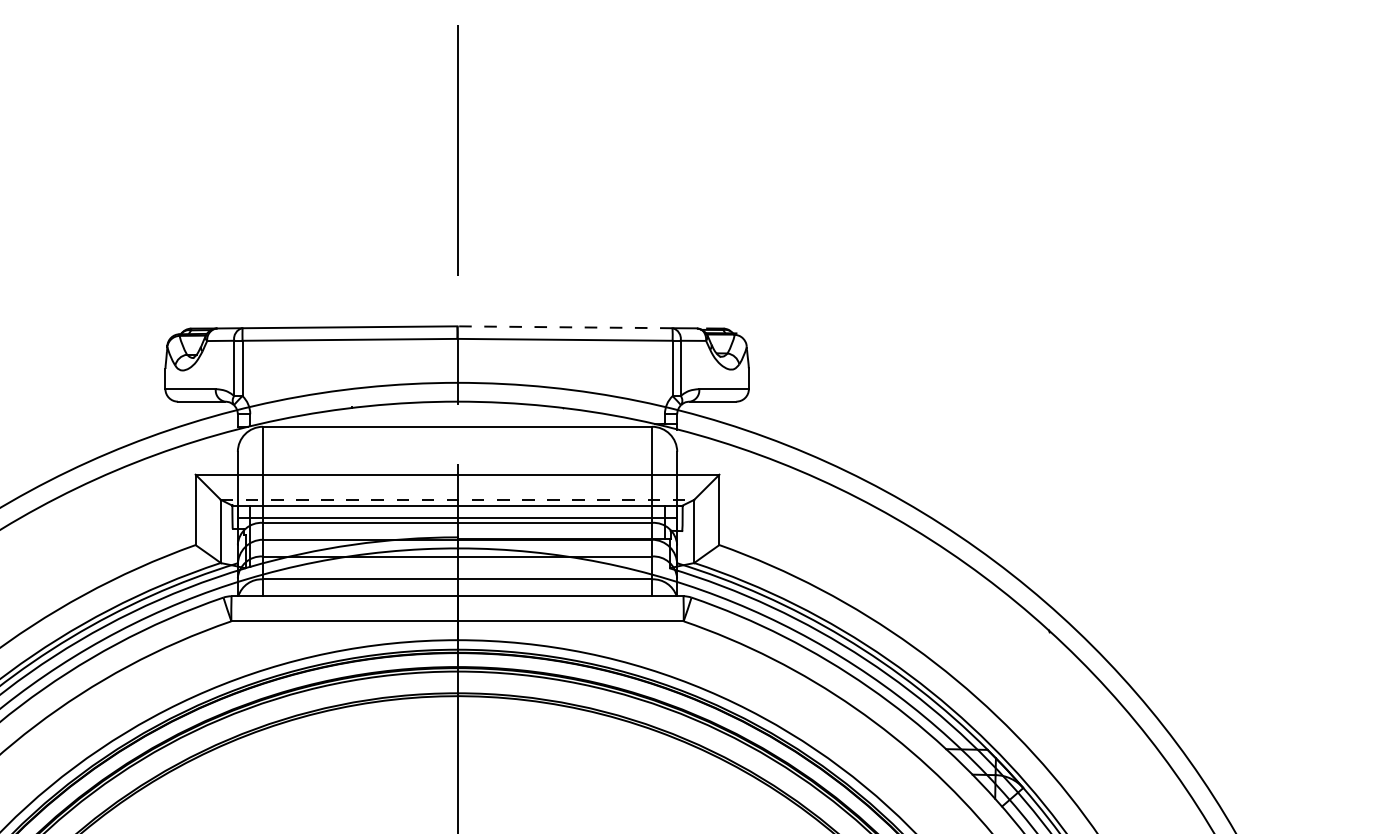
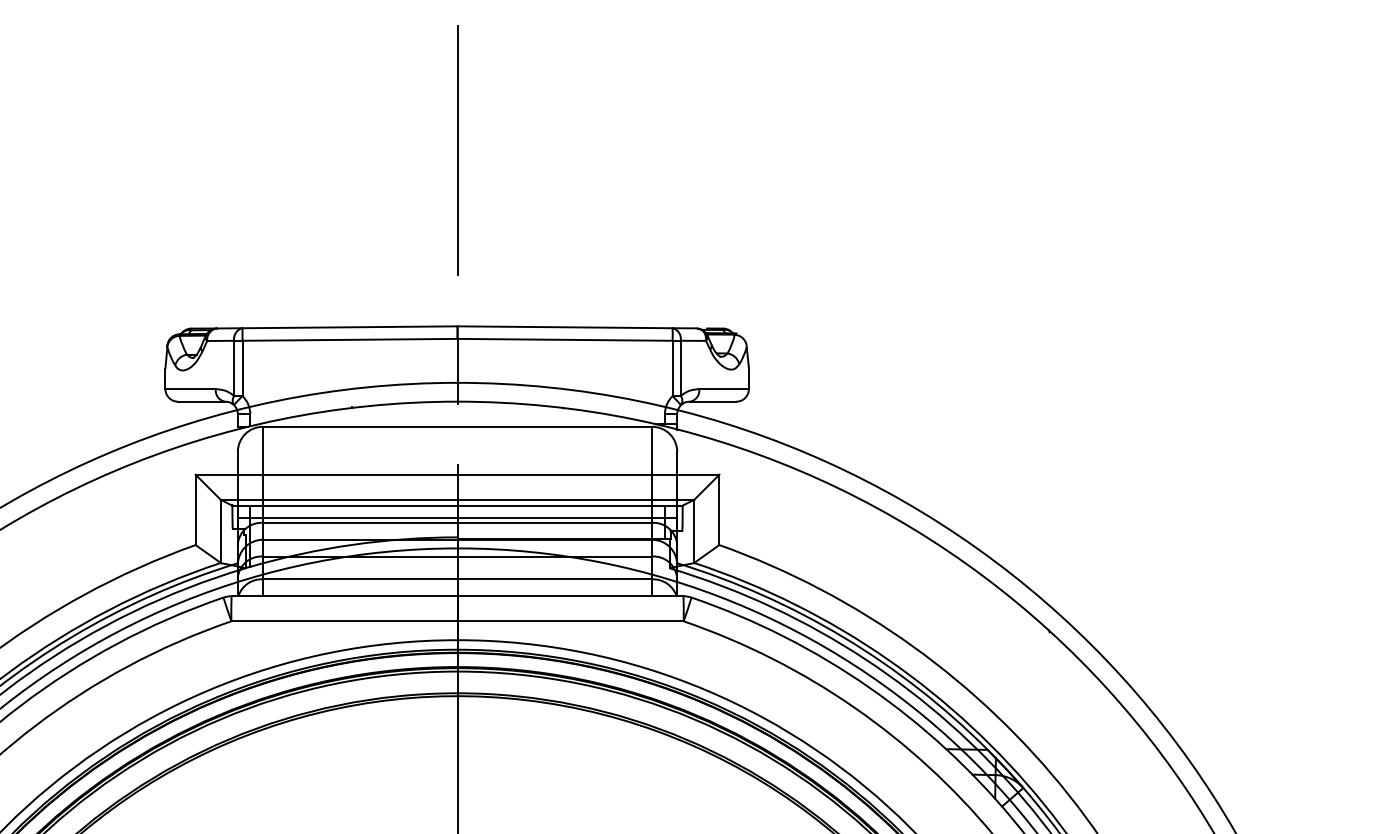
line: dashed -> solid (565, 327)
line: dashed -> solid (457, 499)
